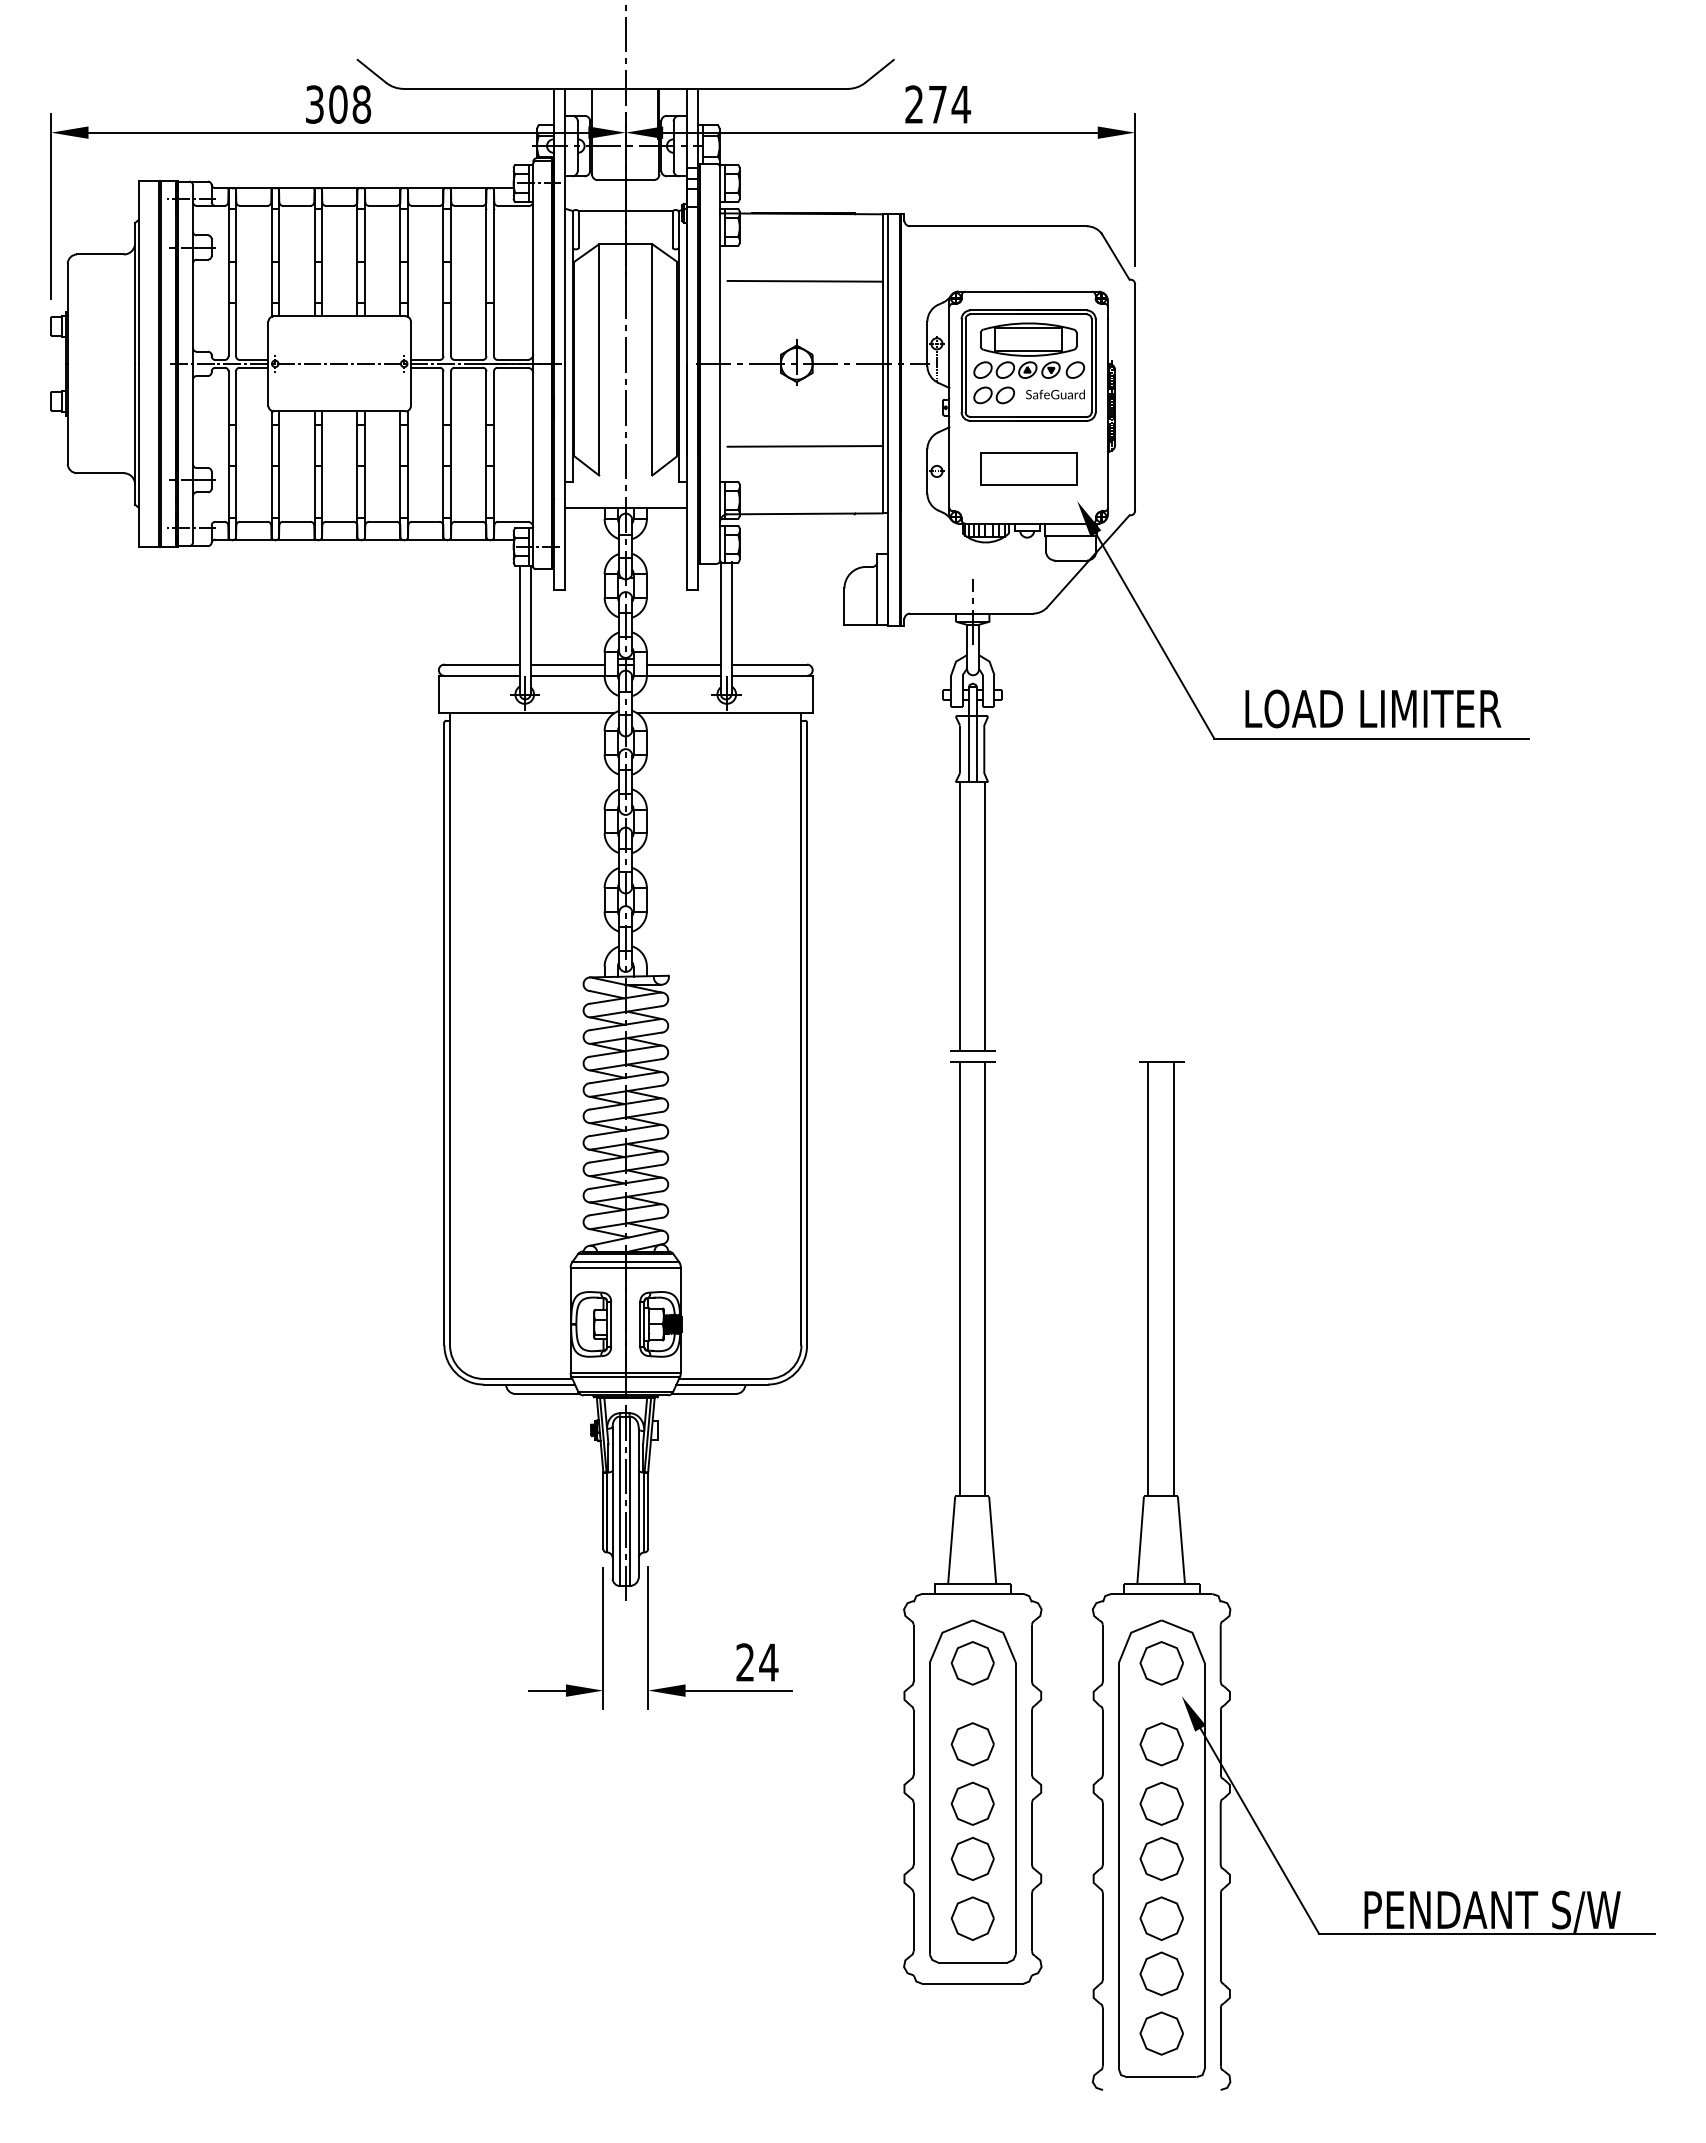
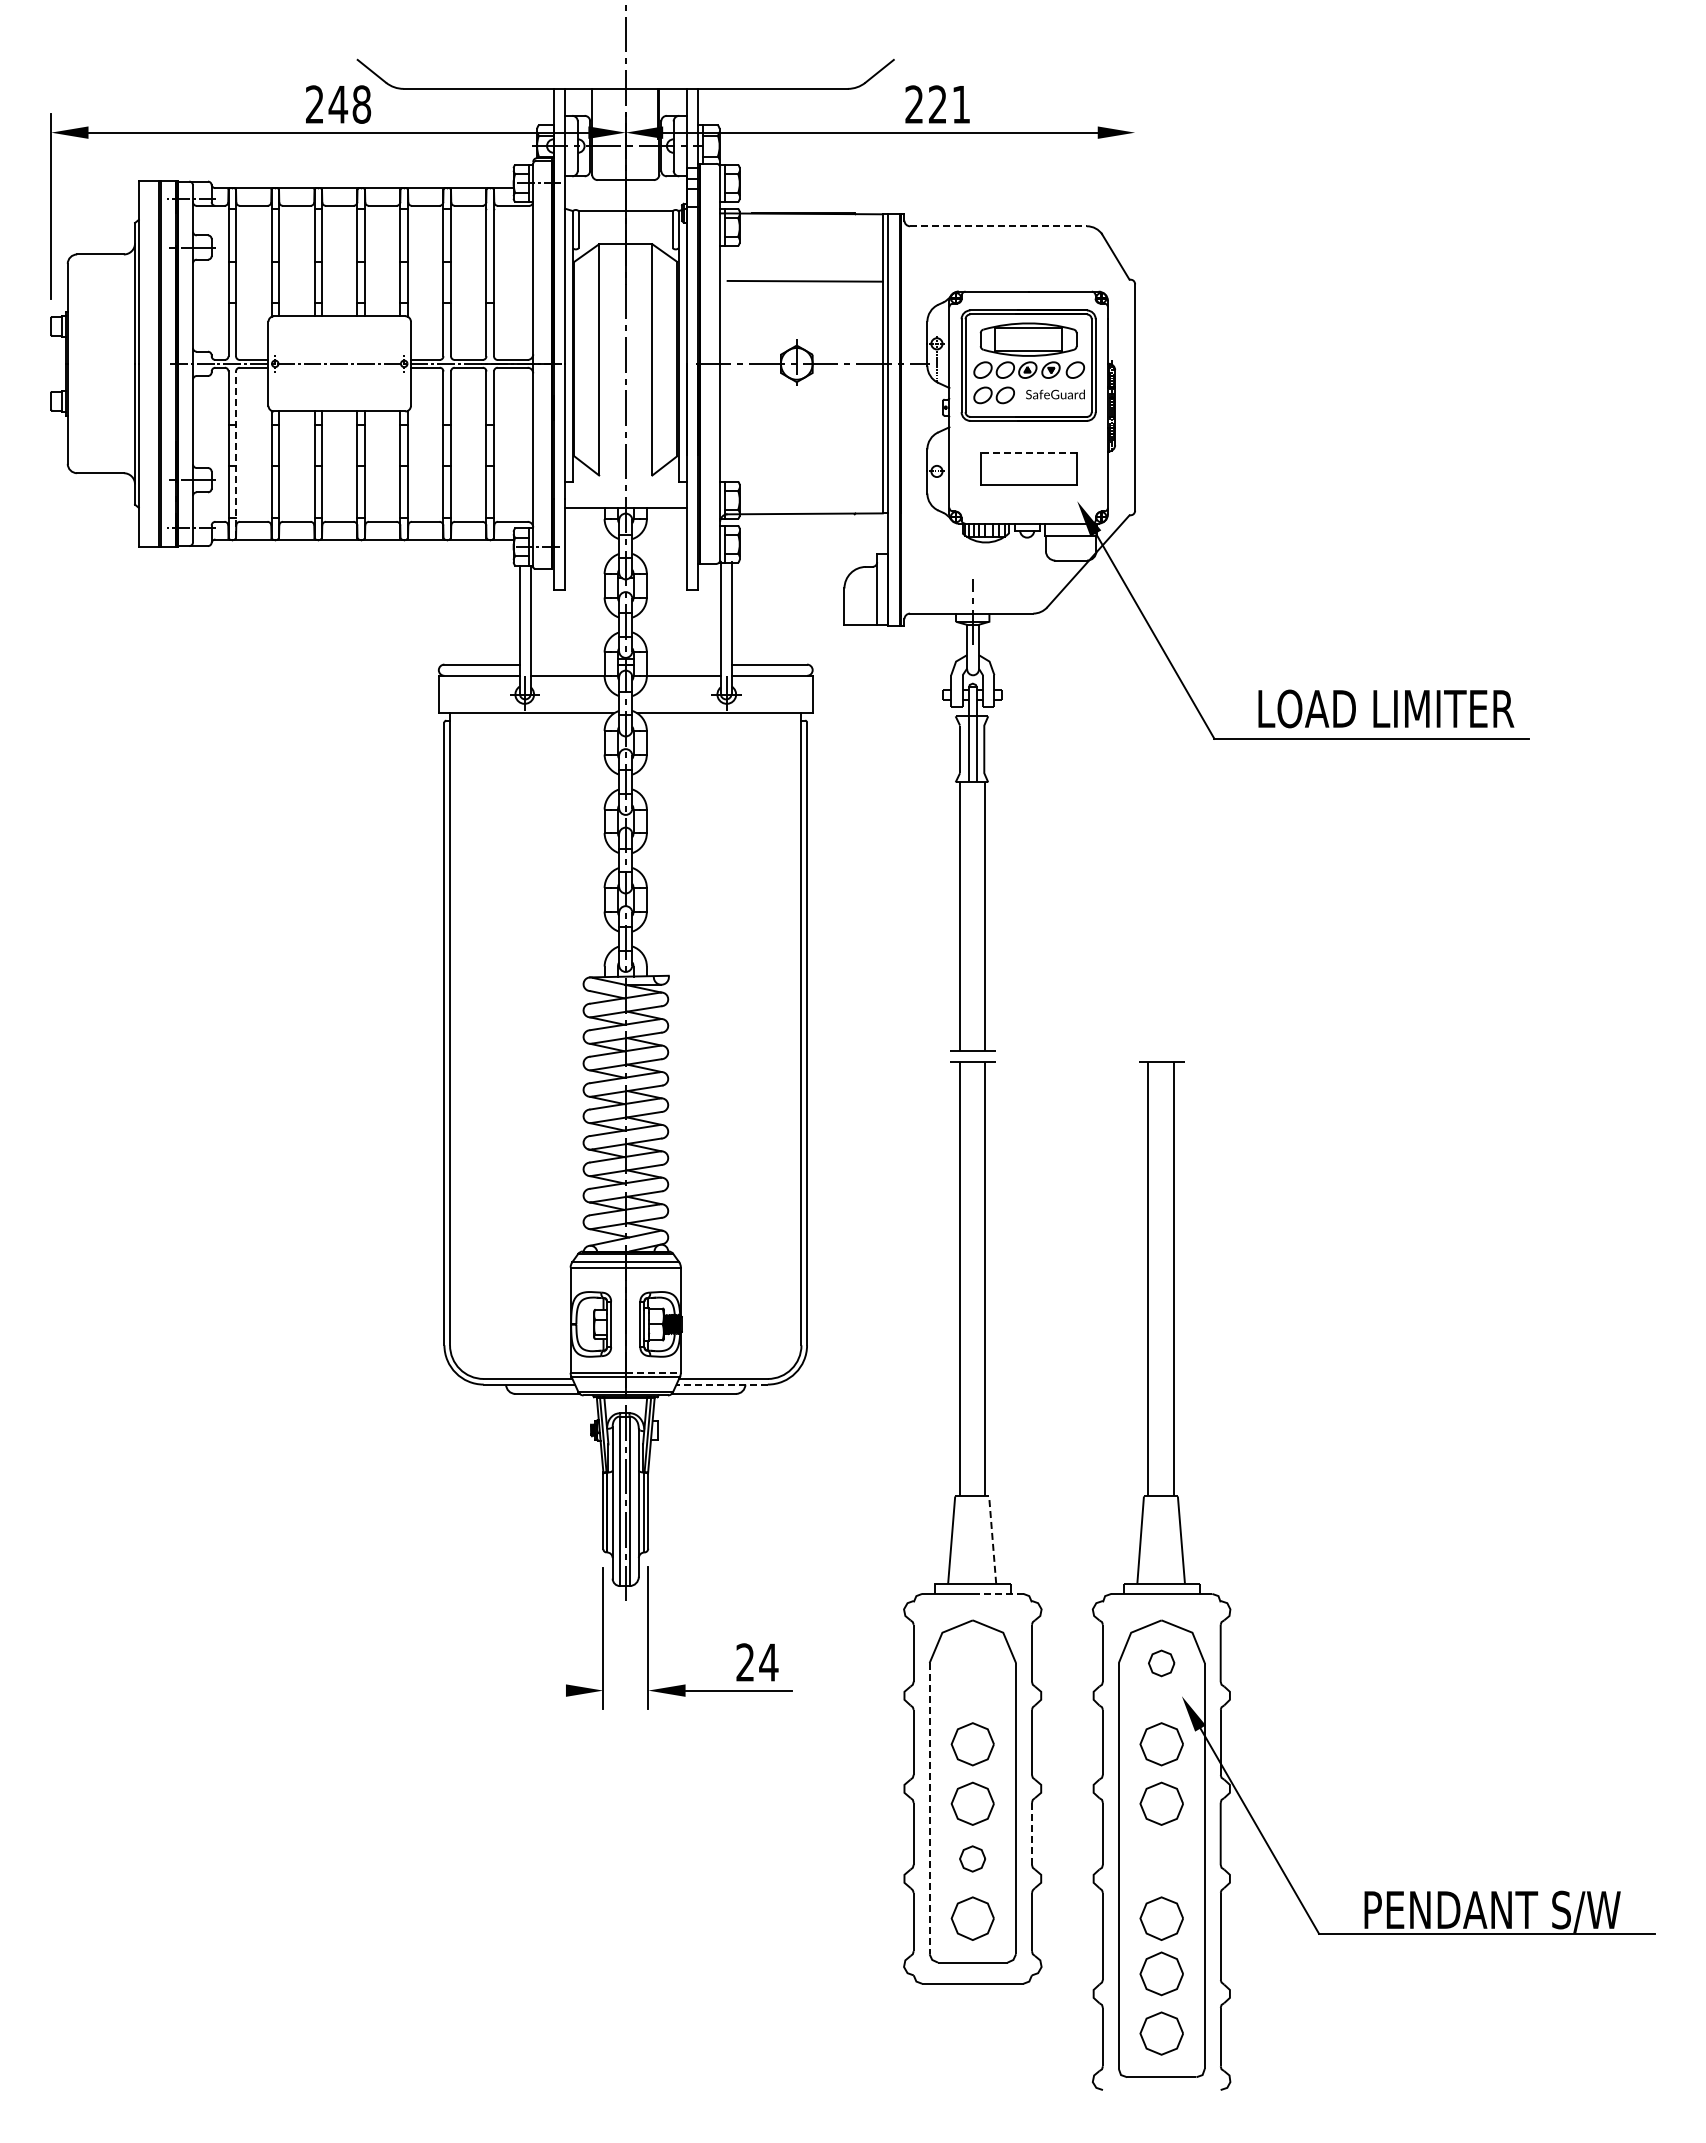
text: 308 -> 248 (327, 104)
text: 274 -> 221 (950, 104)
line: present -> none (1135, 189)
line: solid -> dashed (998, 226)
line: present -> none (804, 446)
line: solid -> dashed (1028, 452)
line: solid -> dashed (236, 454)
line: present -> none (567, 664)
line: present -> none (683, 664)
text position: (1373, 708) -> (1386, 708) (1386, 708)
line: solid -> dashed (653, 1372)
line: solid -> dashed (722, 1384)
line: solid -> dashed (992, 1540)
line: solid -> dashed (997, 1593)
part: present -> none (972, 1663)
part size: 45x45 px -> 28x29 px (1161, 1663)
line: present -> none (546, 1690)
line: solid -> dashed (929, 1808)
line: solid -> dashed (1031, 1833)
part size: 45x44 px -> 28x28 px (972, 1858)
part: present -> none (1161, 1858)
